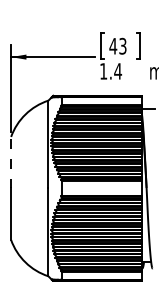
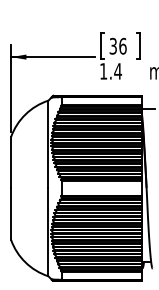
text: 43 -> 36 (117, 45)
line: dashed -> solid (11, 162)
